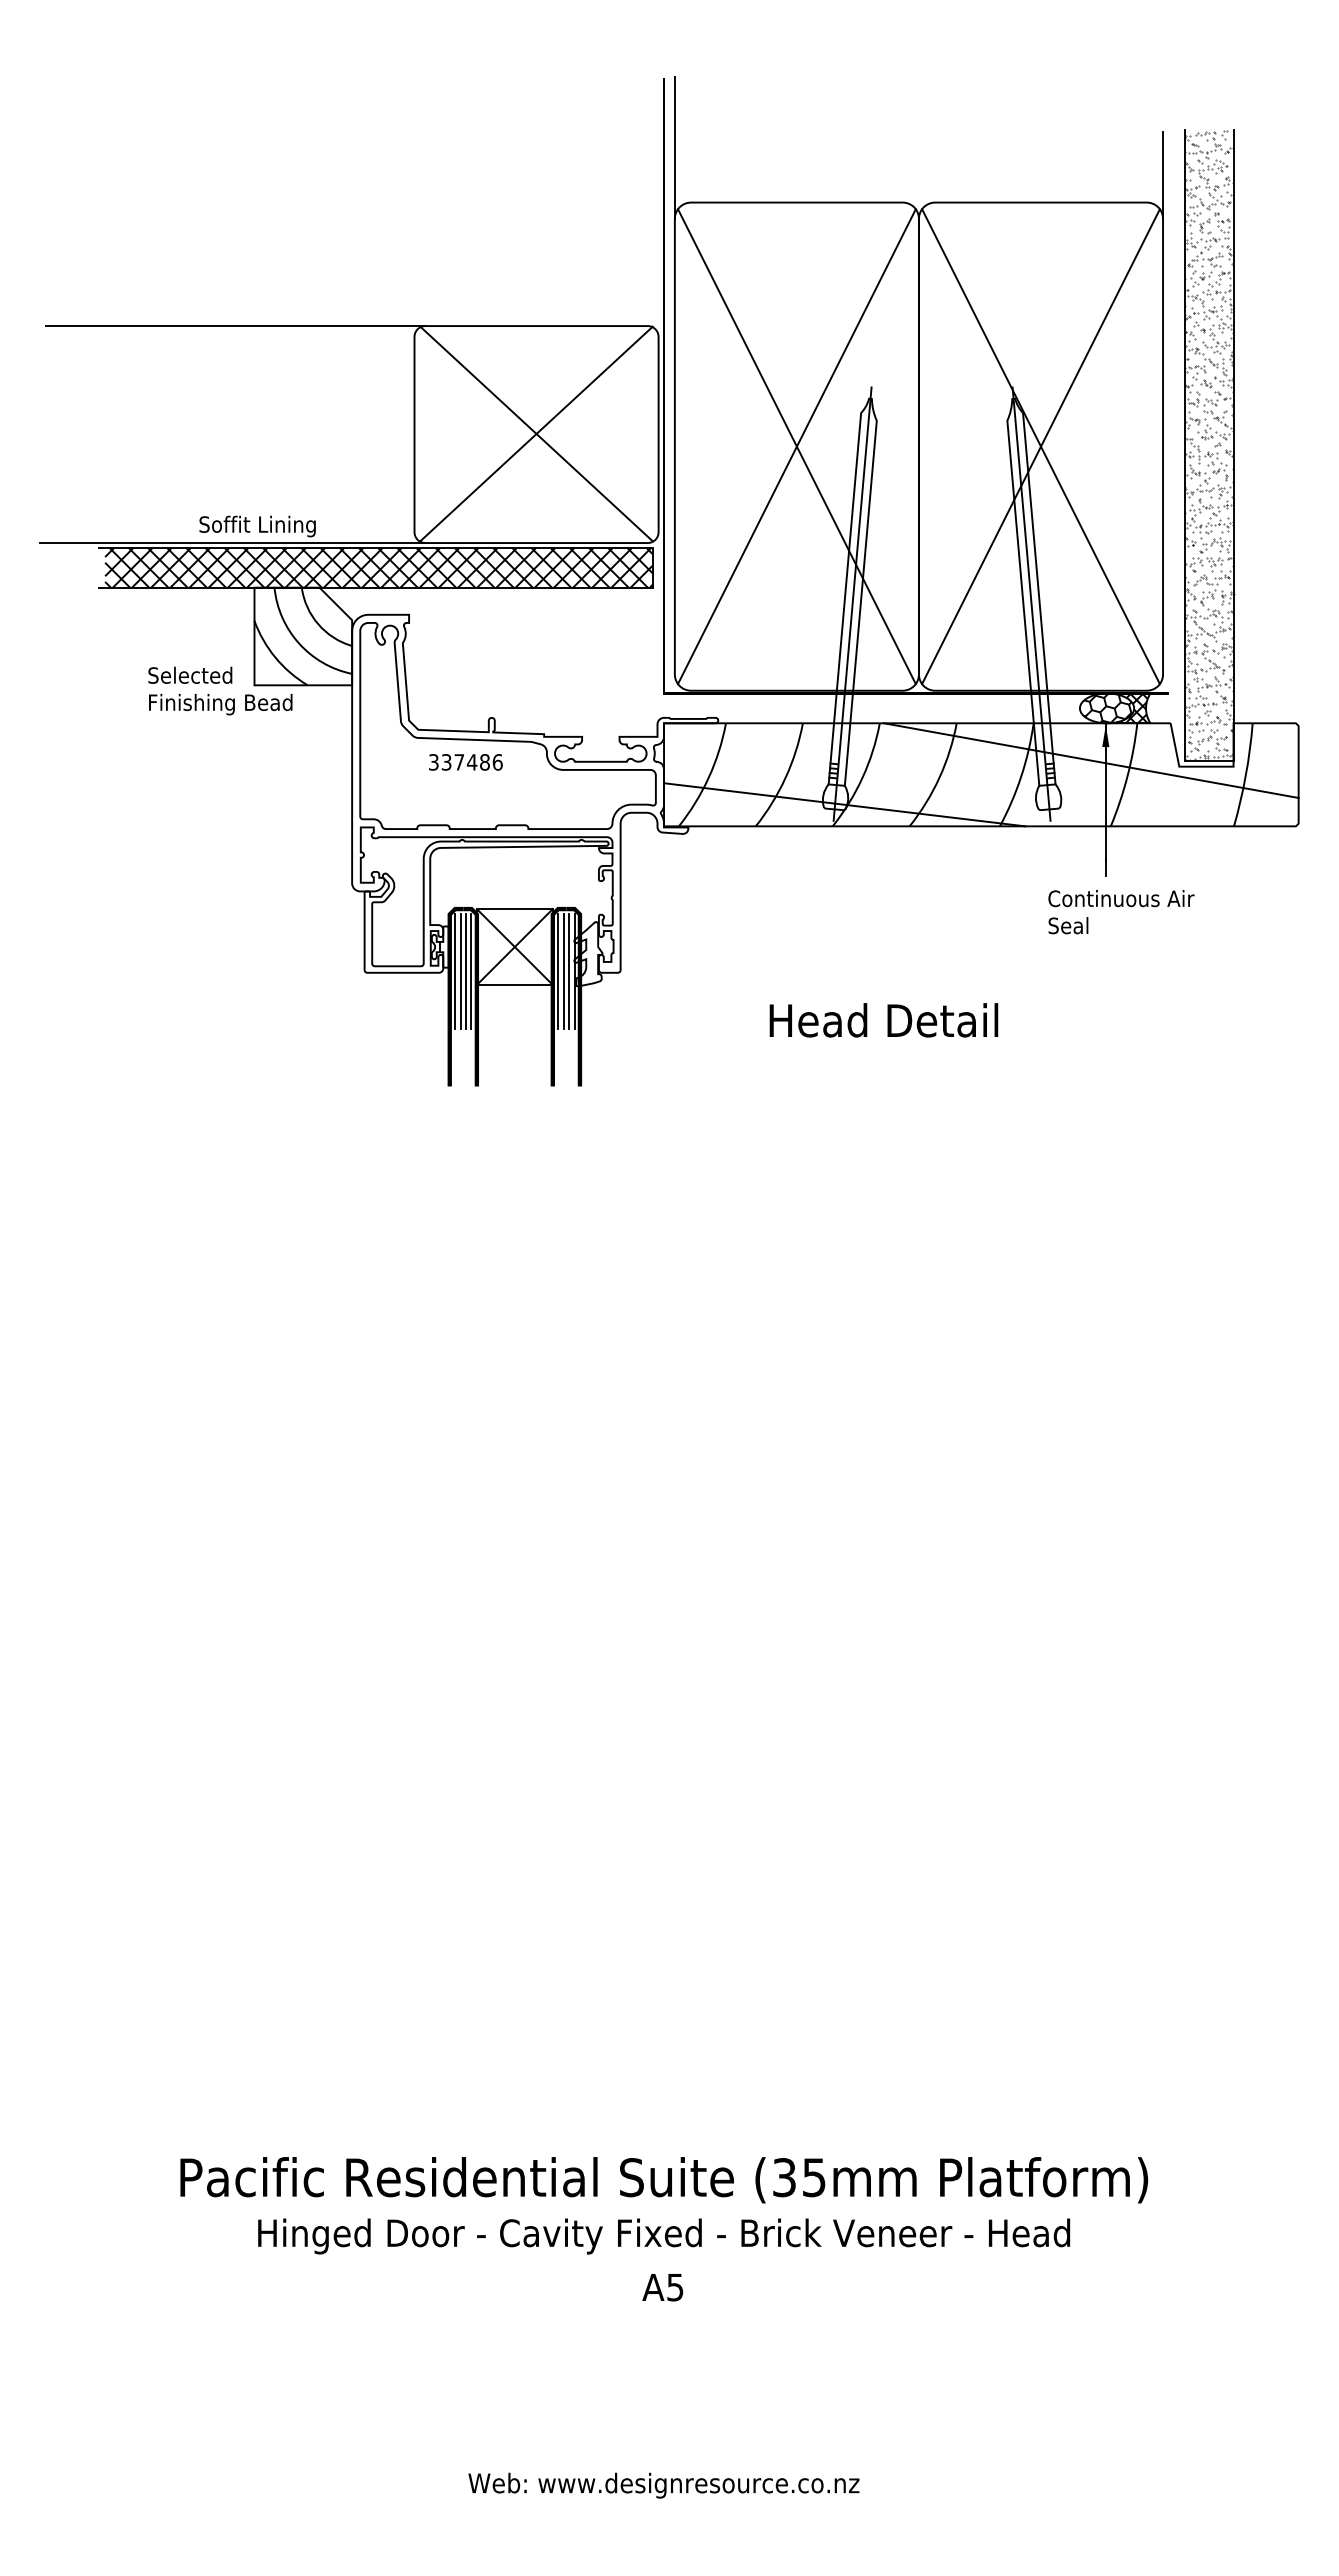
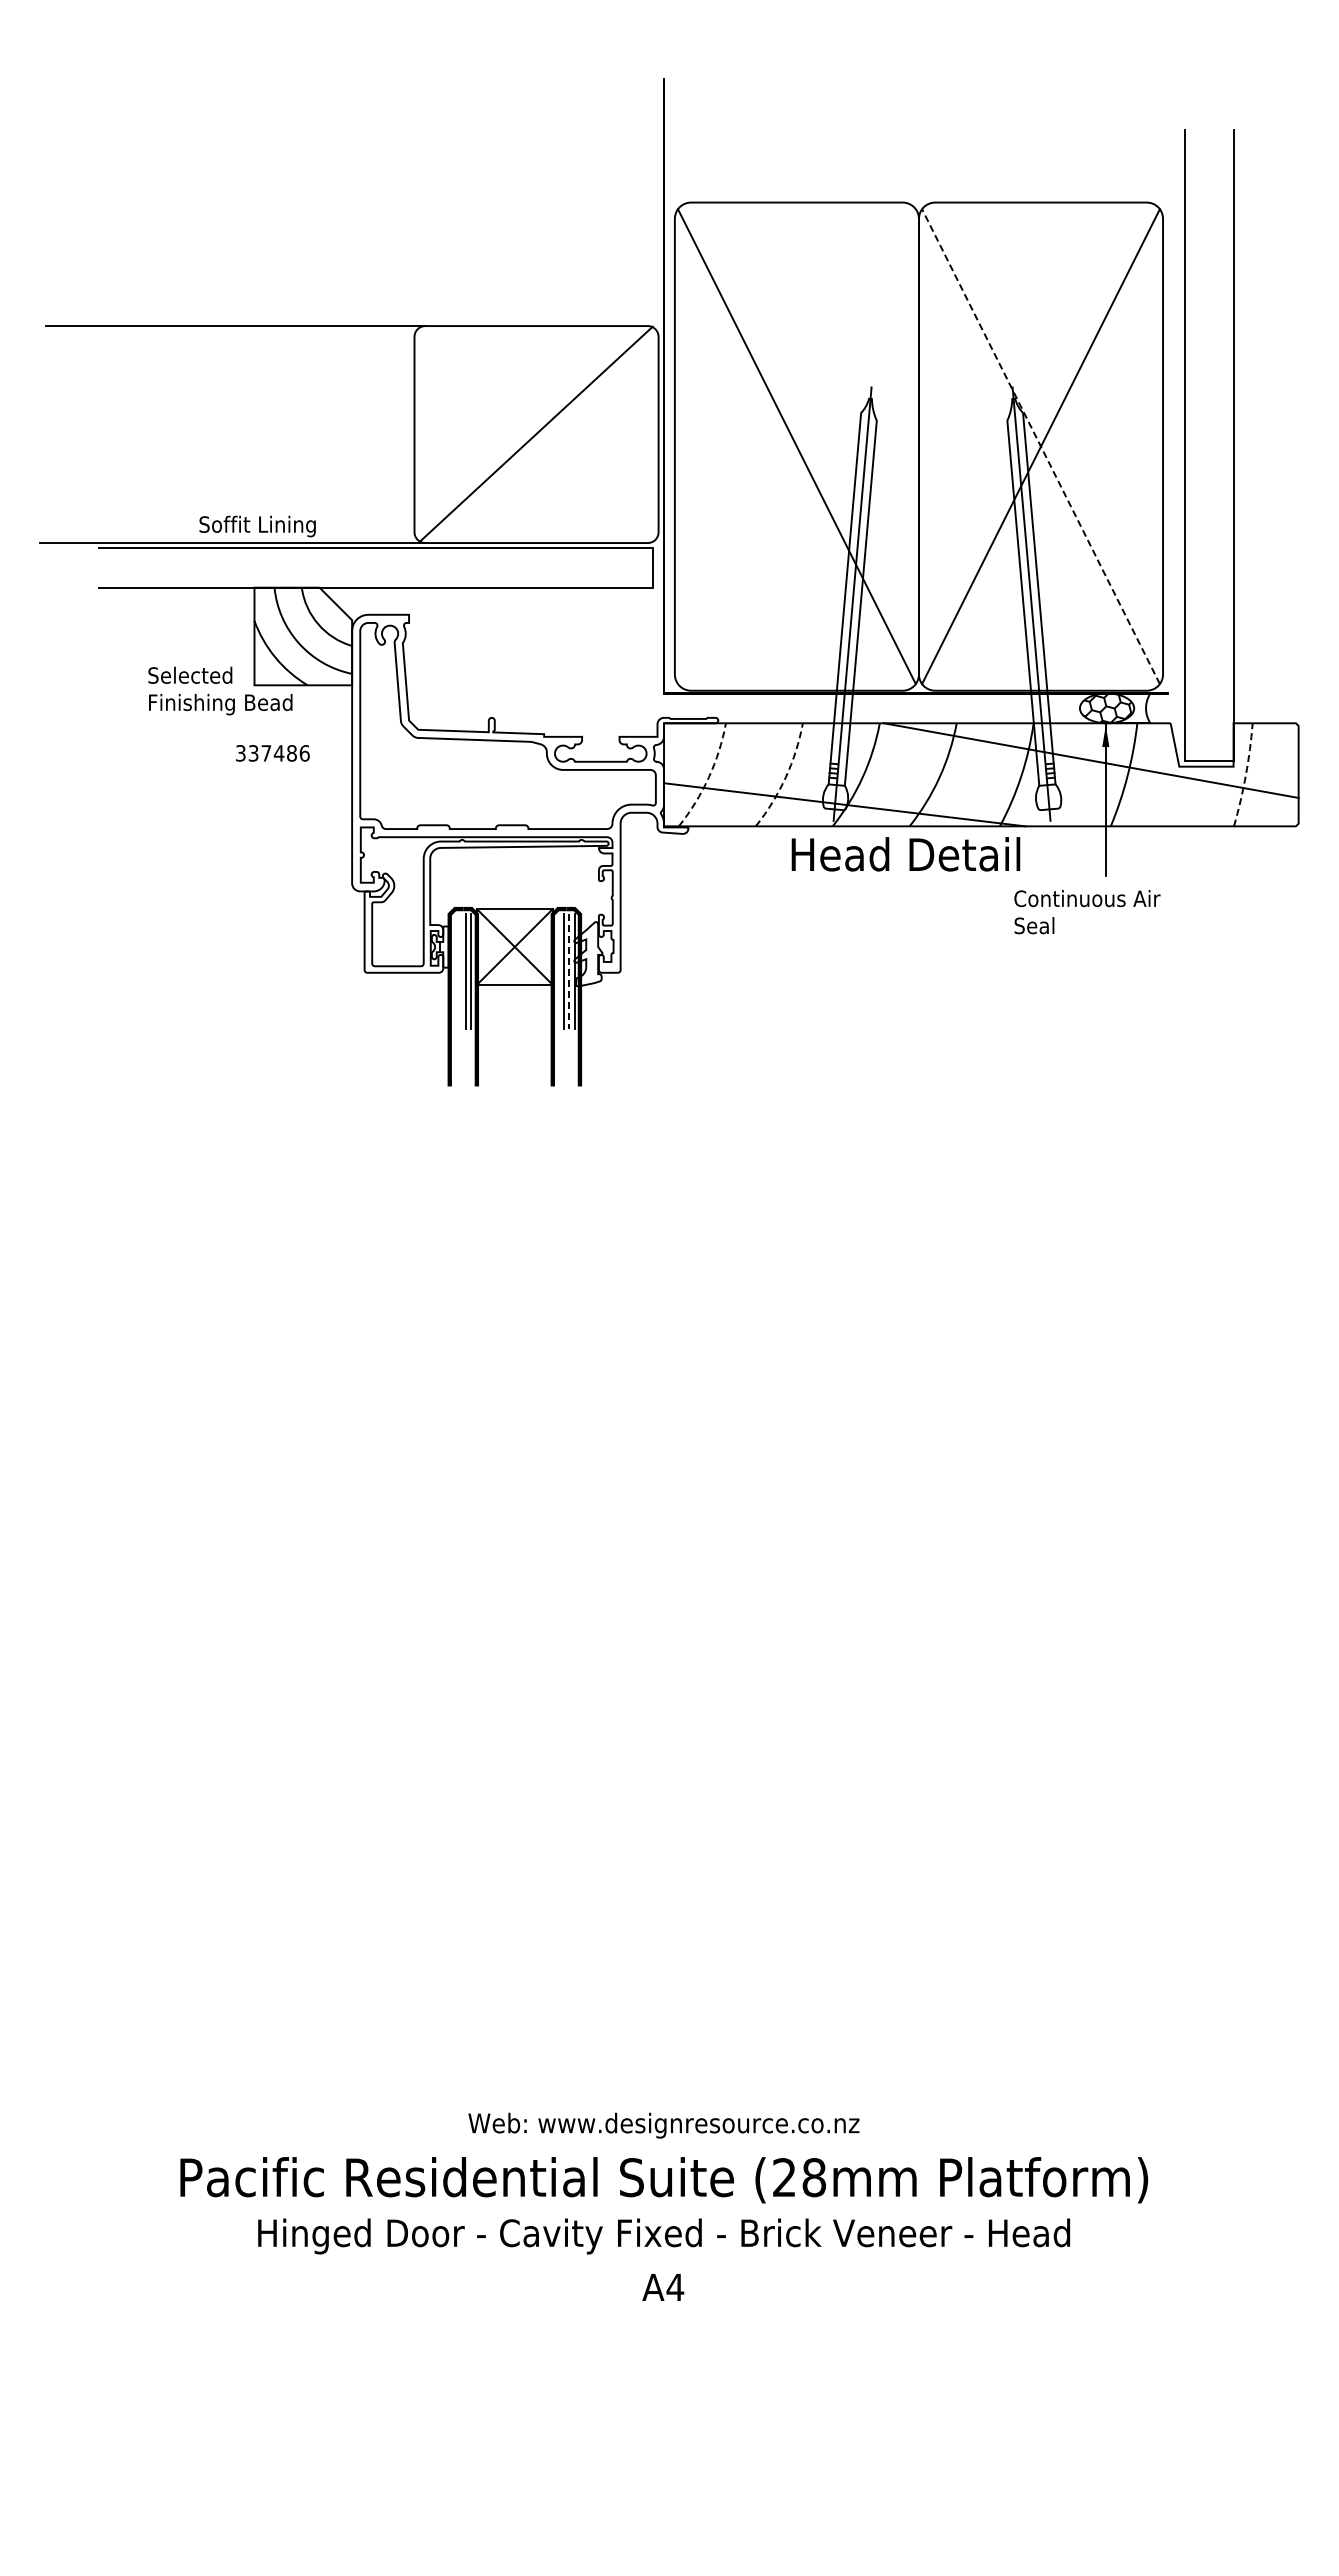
line: present -> none (674, 147)
line: present -> none (1163, 174)
line: present -> none (536, 433)
hatch: present -> none (1208, 445)
line: present -> none (796, 446)
line: solid -> dashed (1040, 446)
hatch: present -> none (379, 567)
hatch: present -> none (1130, 708)
text position: (465, 762) -> (272, 753) (272, 753)
arc: solid -> dashed (1245, 775)
arc: solid -> dashed (708, 777)
arc: solid -> dashed (785, 777)
text position: (1121, 912) -> (1087, 912) (1087, 912)
line: present -> none (455, 971)
line: present -> none (460, 971)
line: present -> none (558, 971)
line: solid -> dashed (568, 972)
text position: (883, 1020) -> (905, 854) (905, 854)
text: (35mm -> (28mm (799, 2177)
text: A5 -> A4 (675, 2287)
text position: (663, 2485) -> (663, 2125) (663, 2125)
